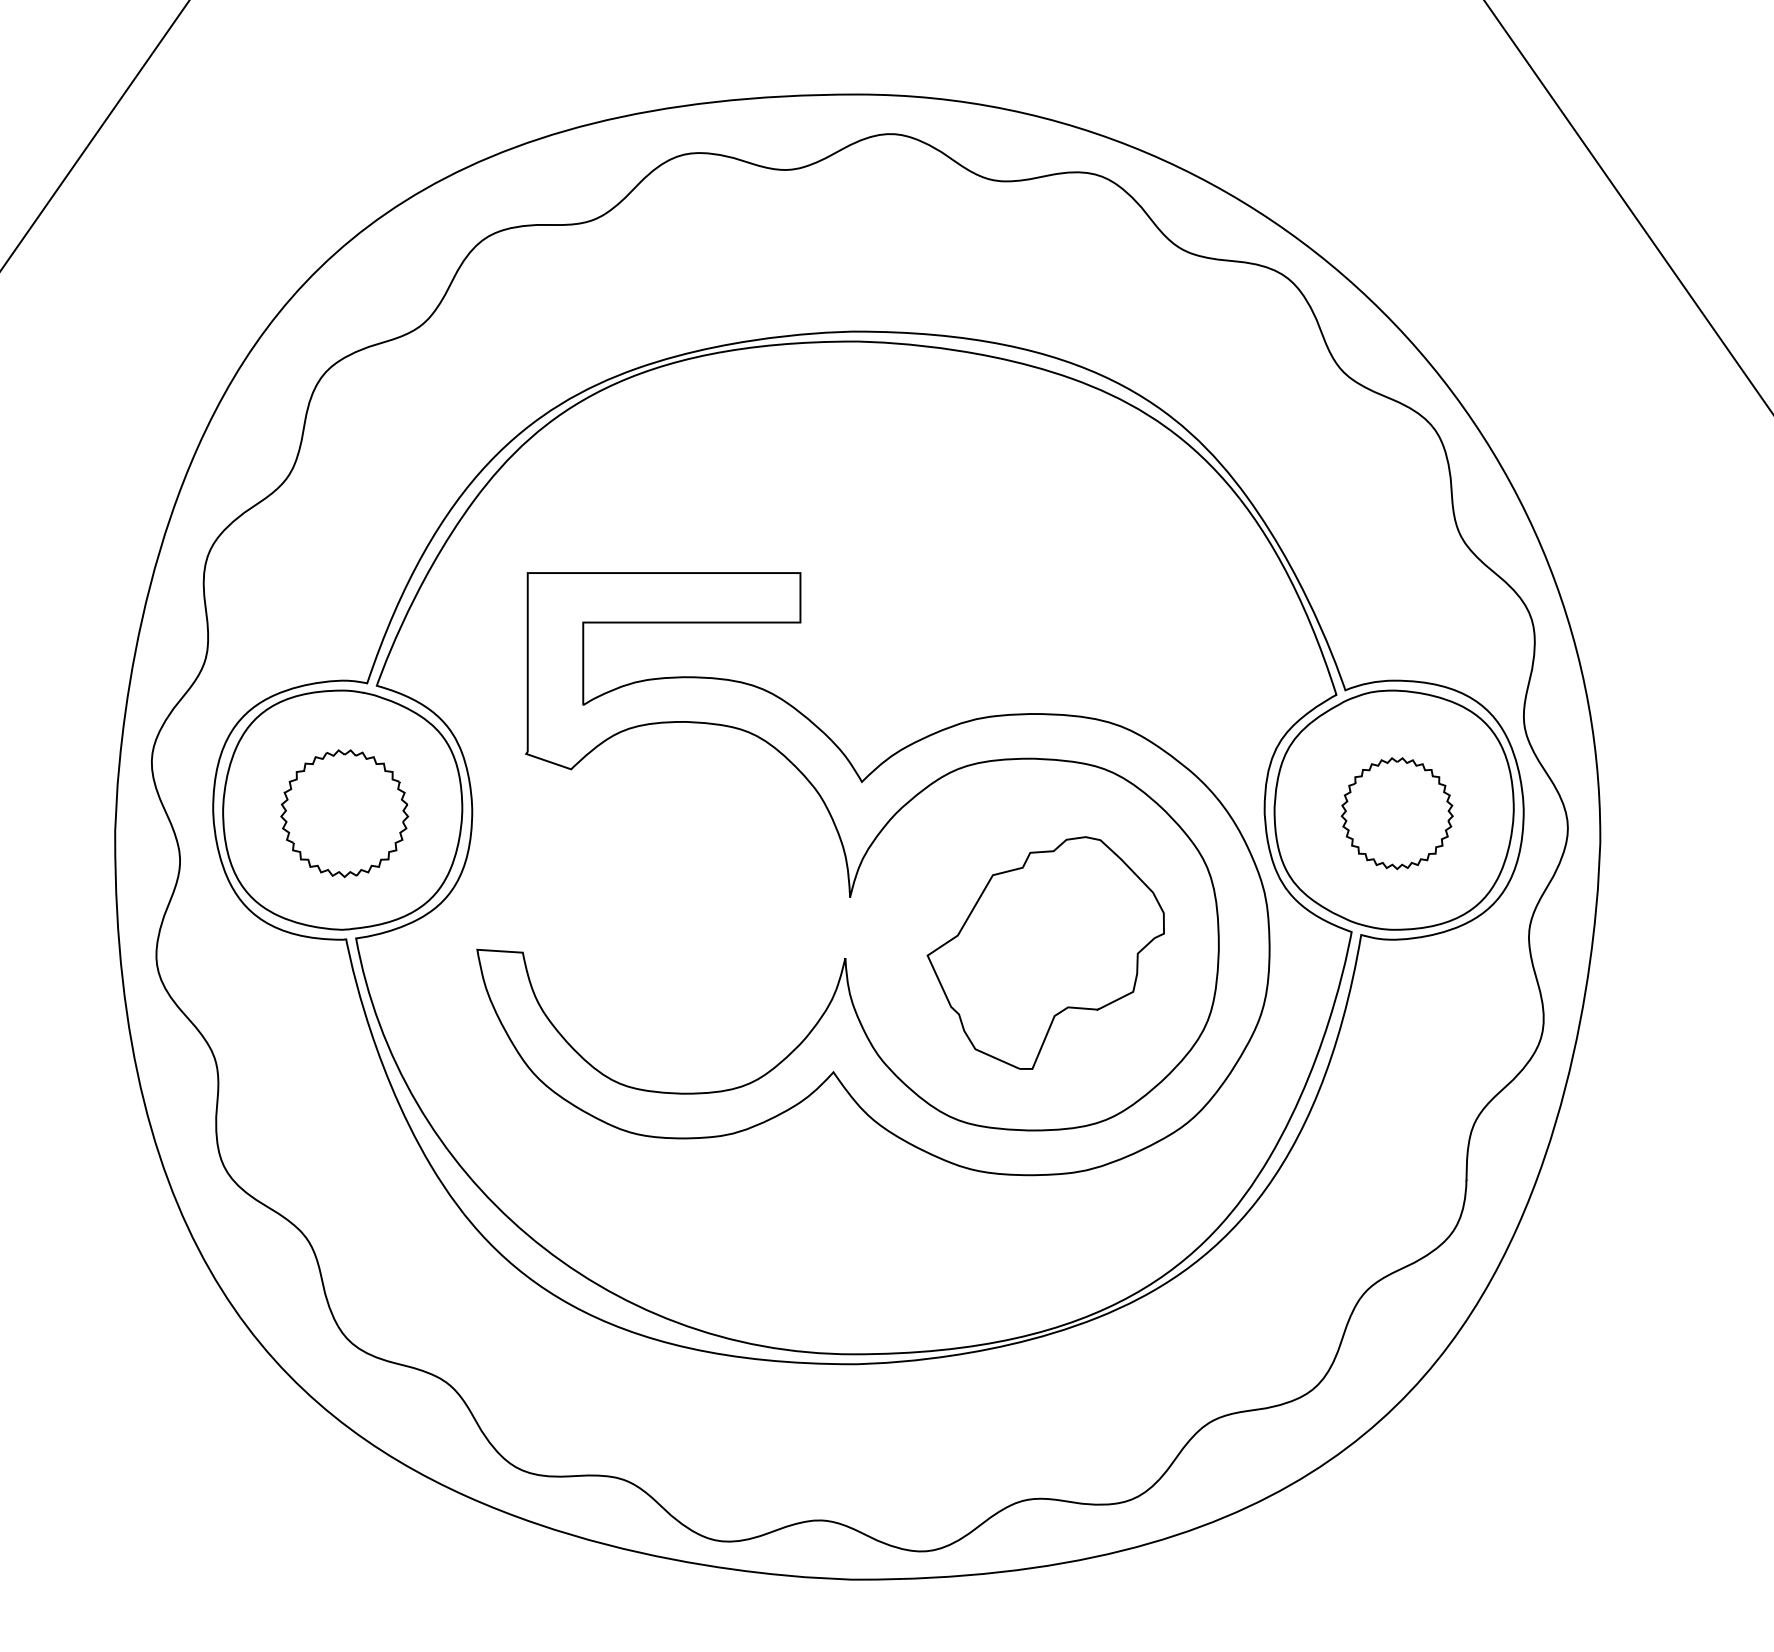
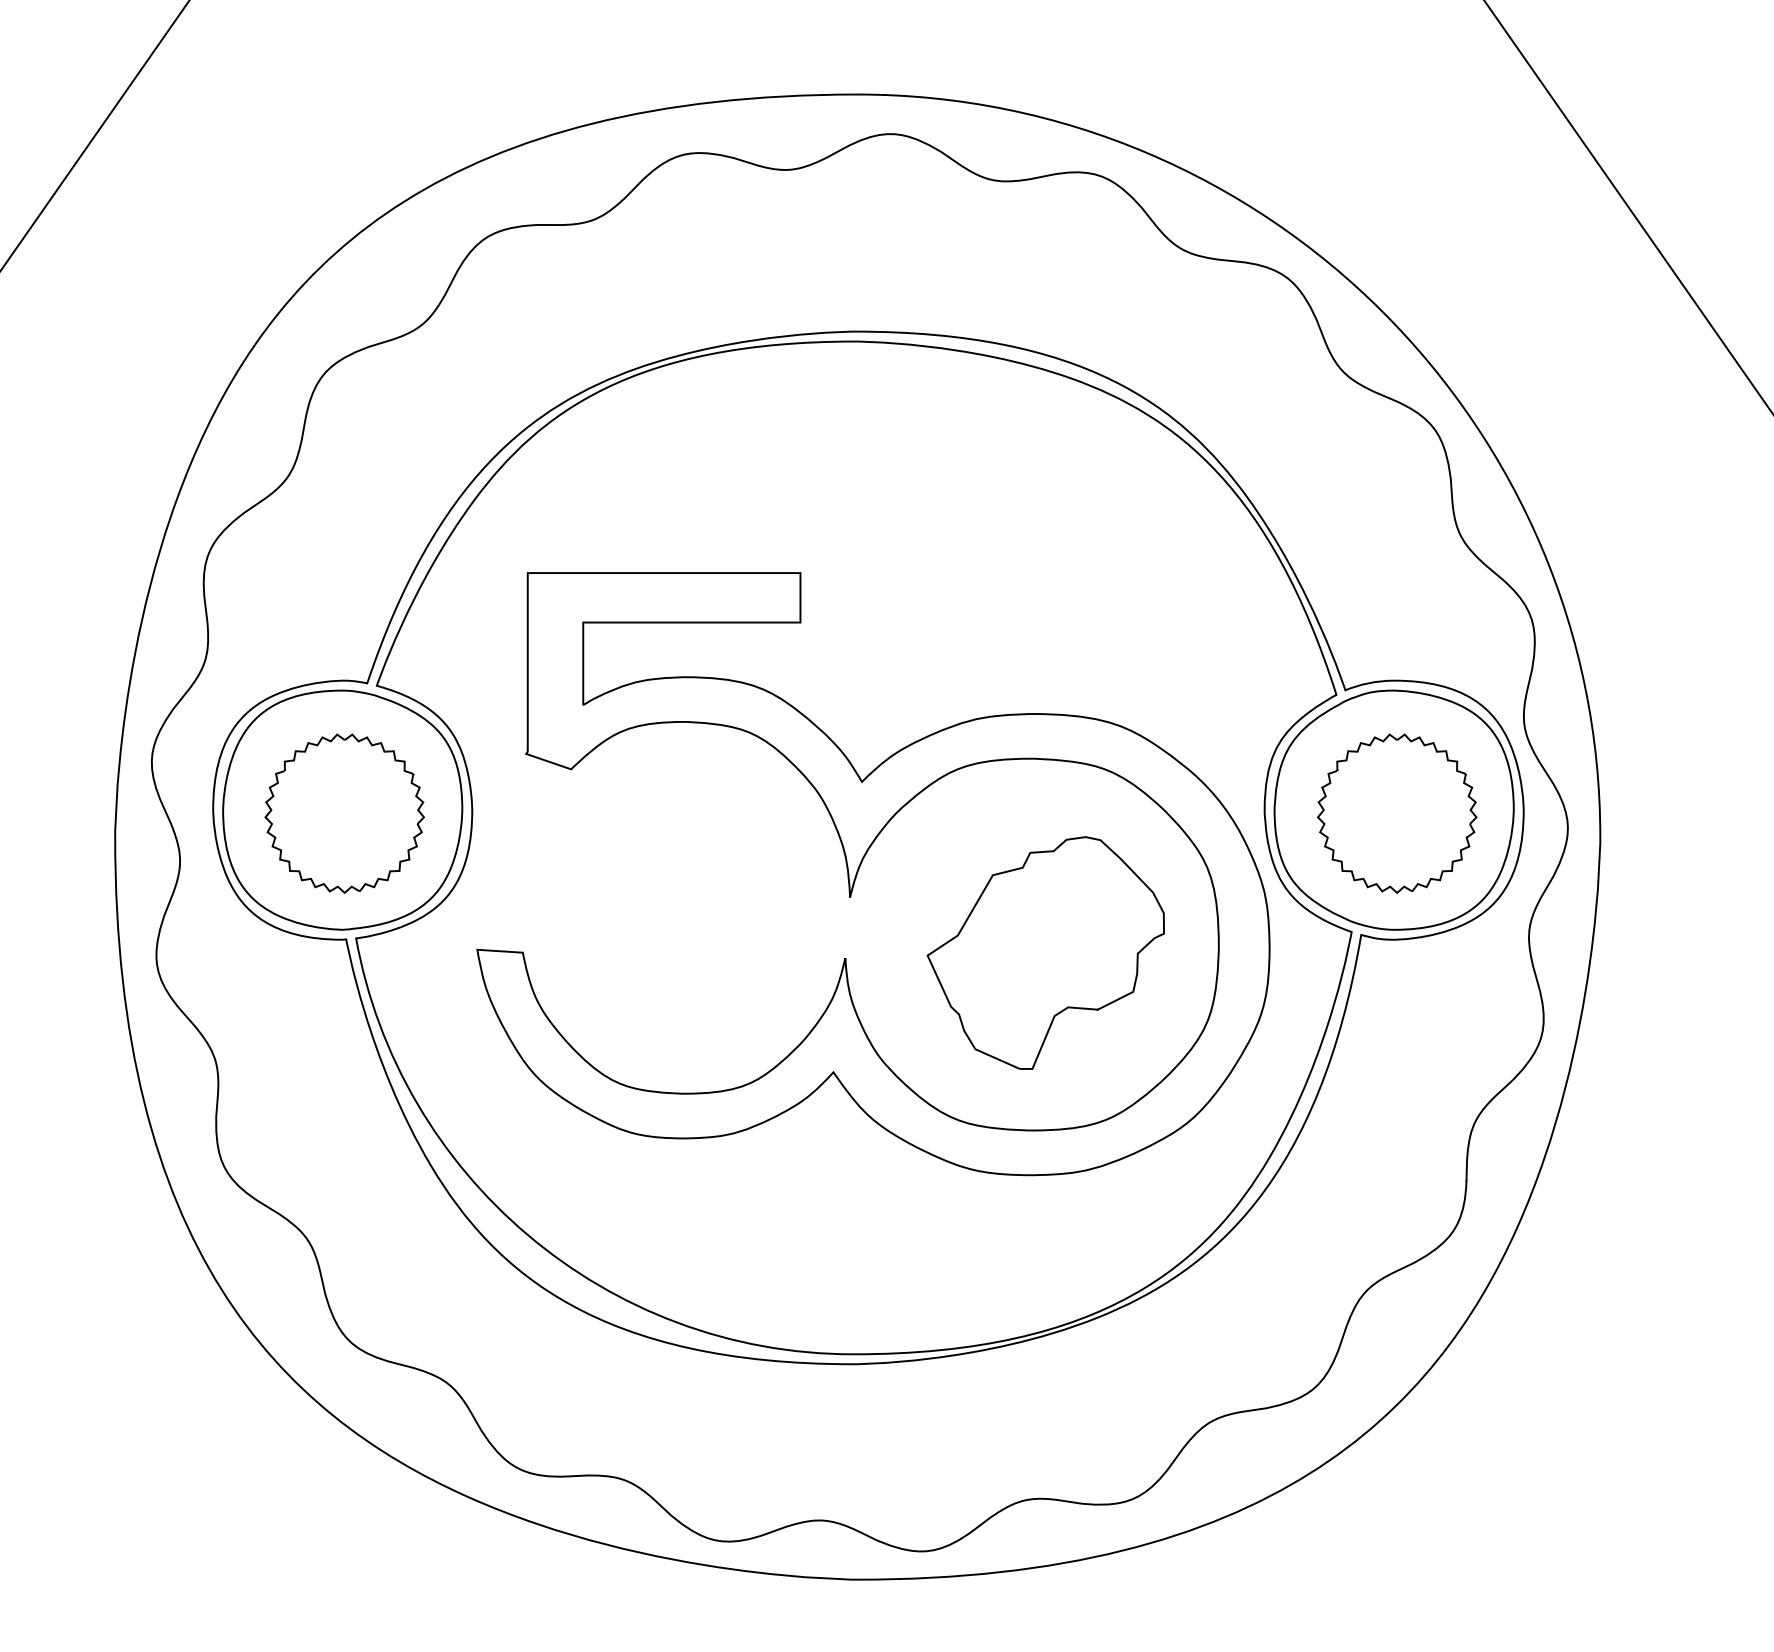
part size: 130x129 px -> 161x161 px (344, 813)
part size: 114x114 px -> 161x161 px (1397, 813)
